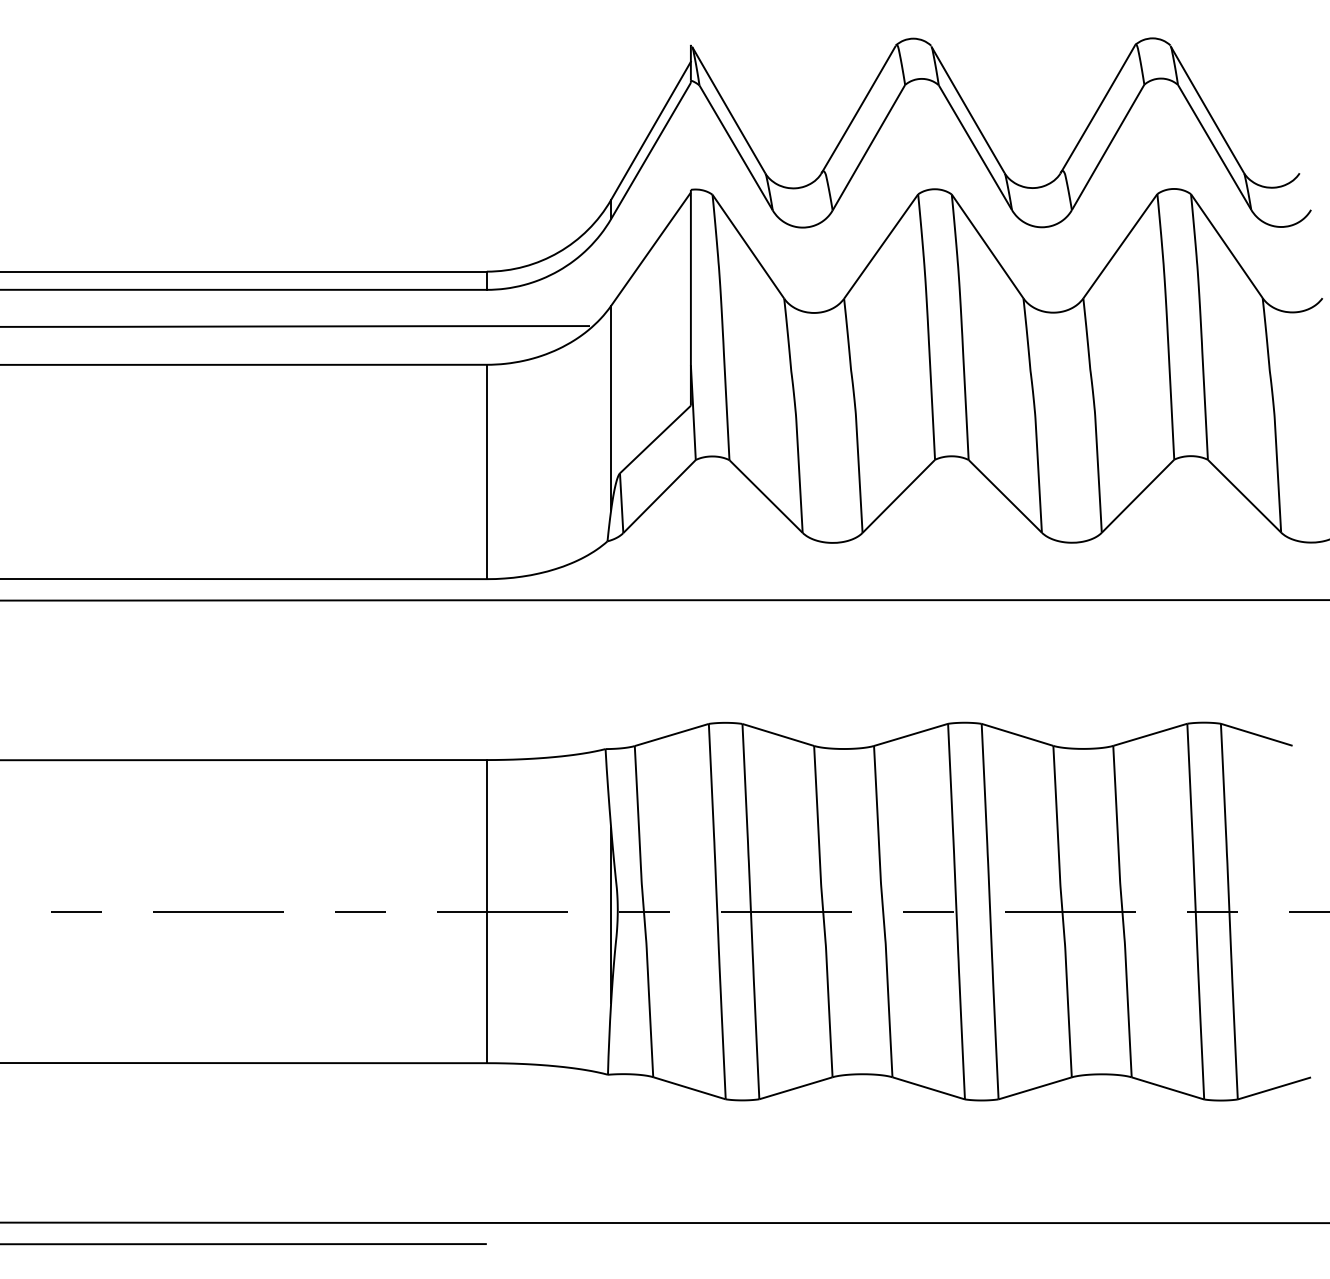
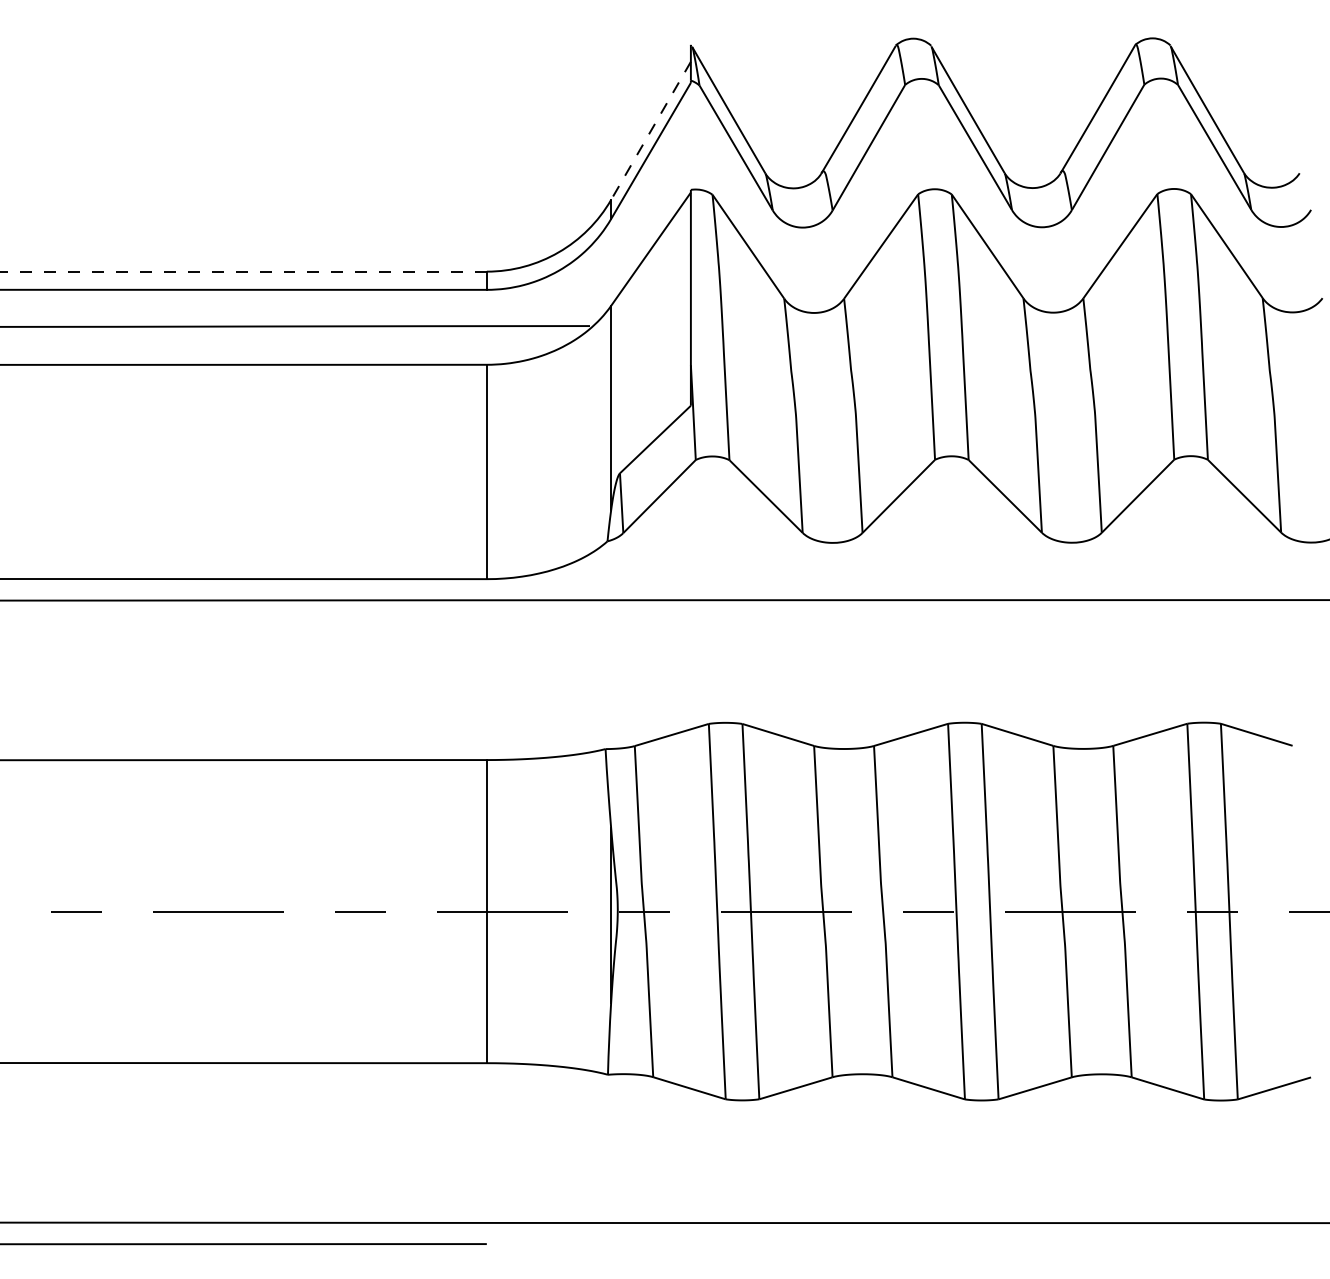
line: solid -> dashed (651, 130)
line: solid -> dashed (243, 271)
